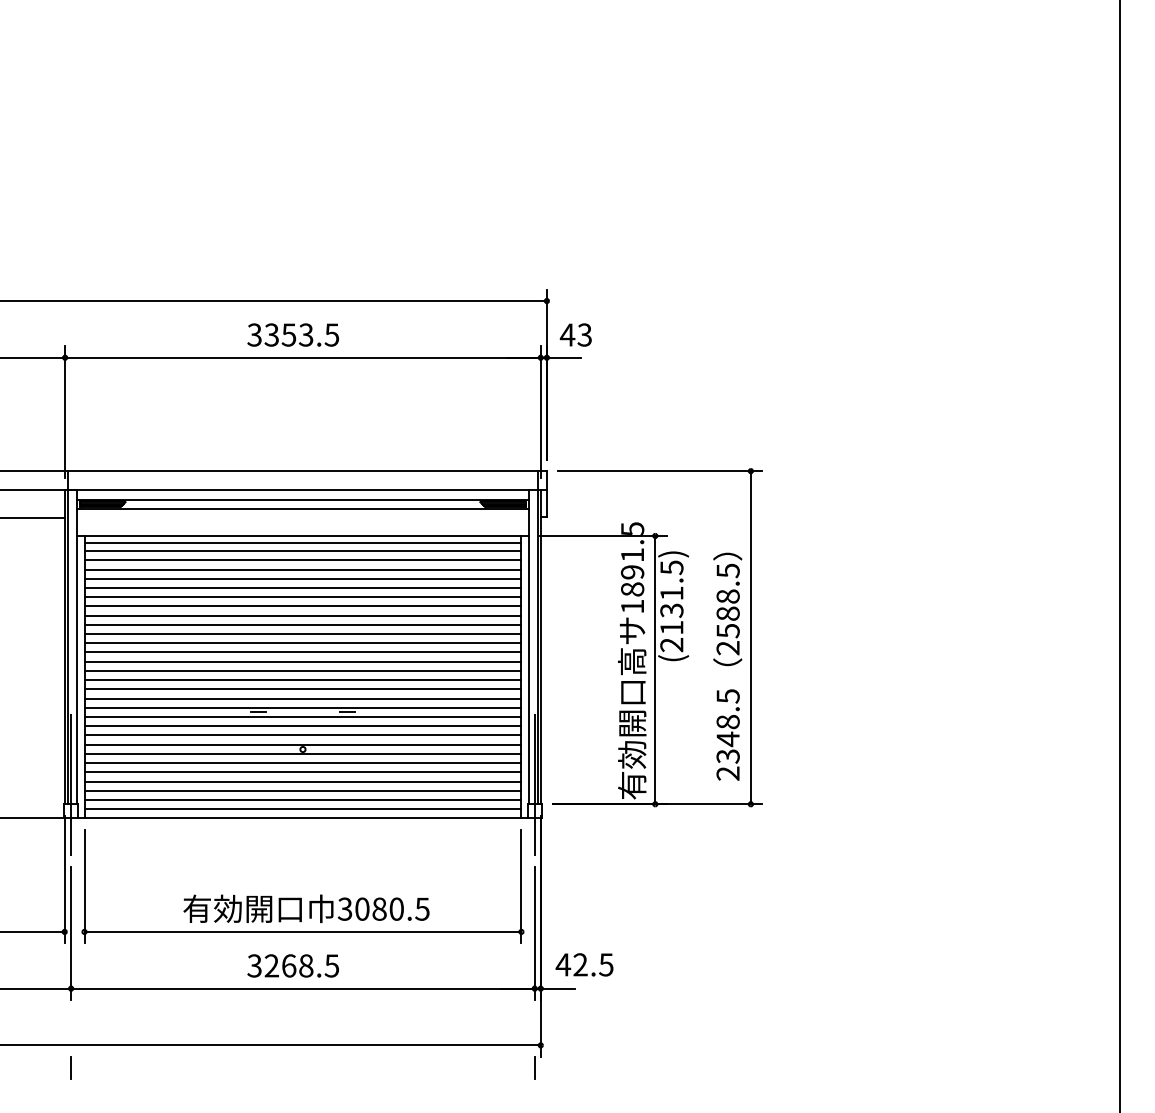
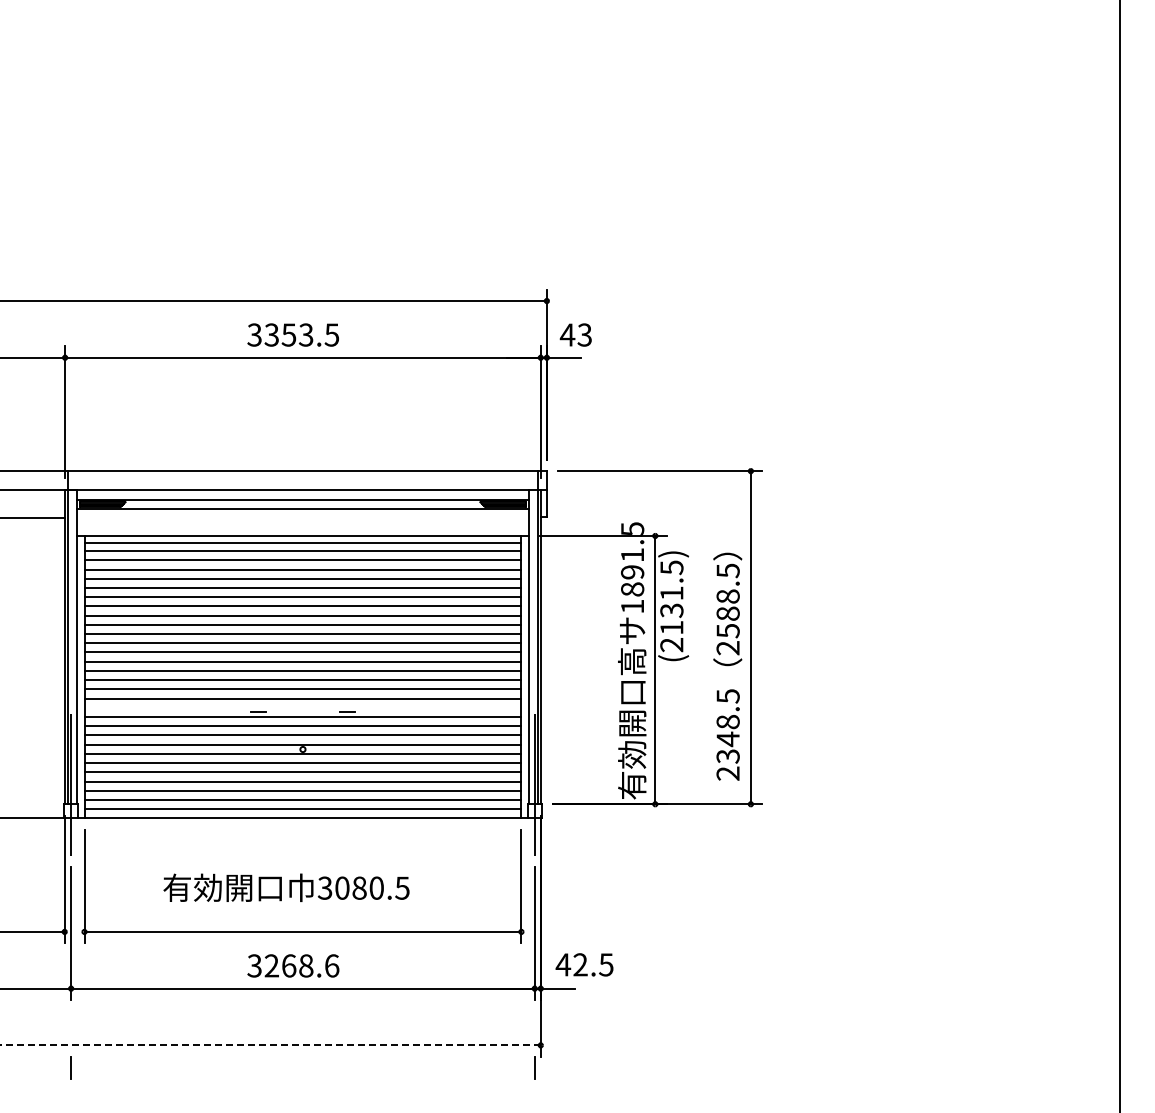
line: present -> none (302, 707)
text position: (306, 908) -> (286, 887) (286, 887)
text: 3268.5 -> 3268.6 (331, 965)
line: solid -> dashed (270, 1045)
